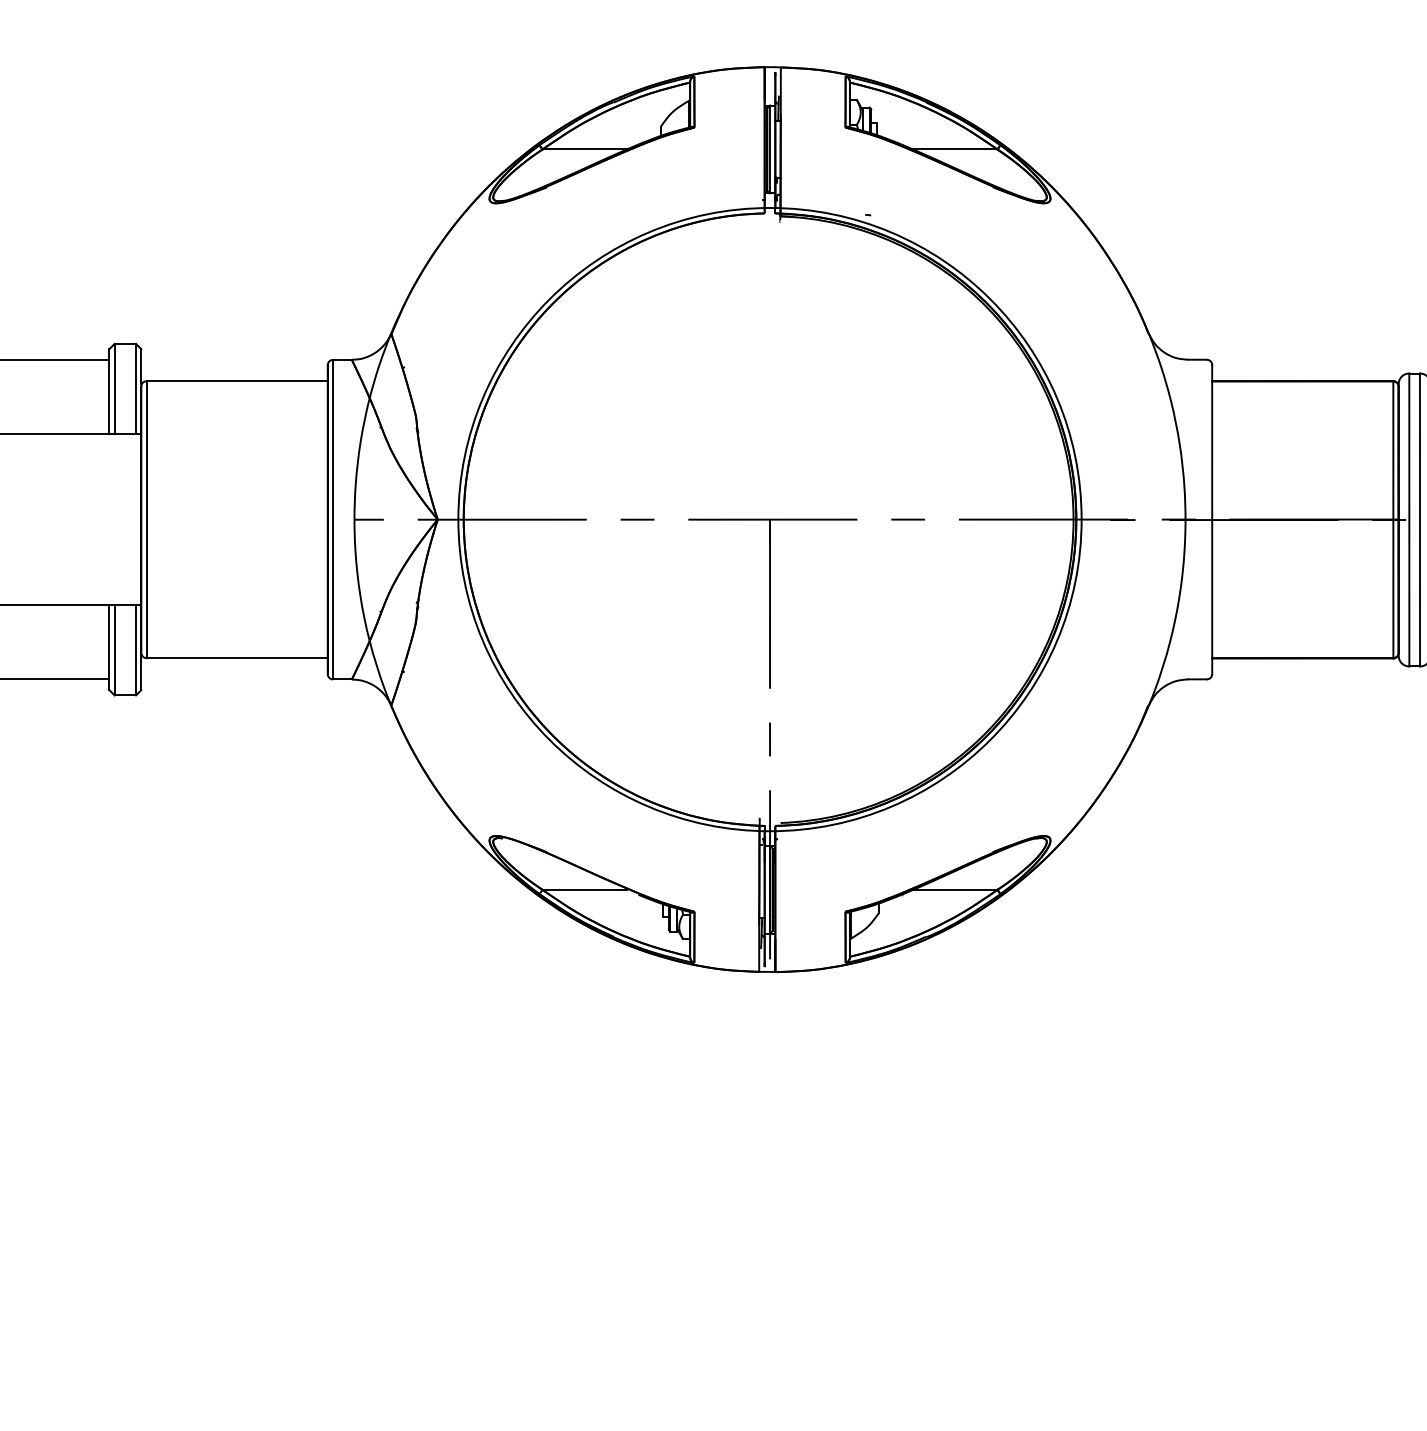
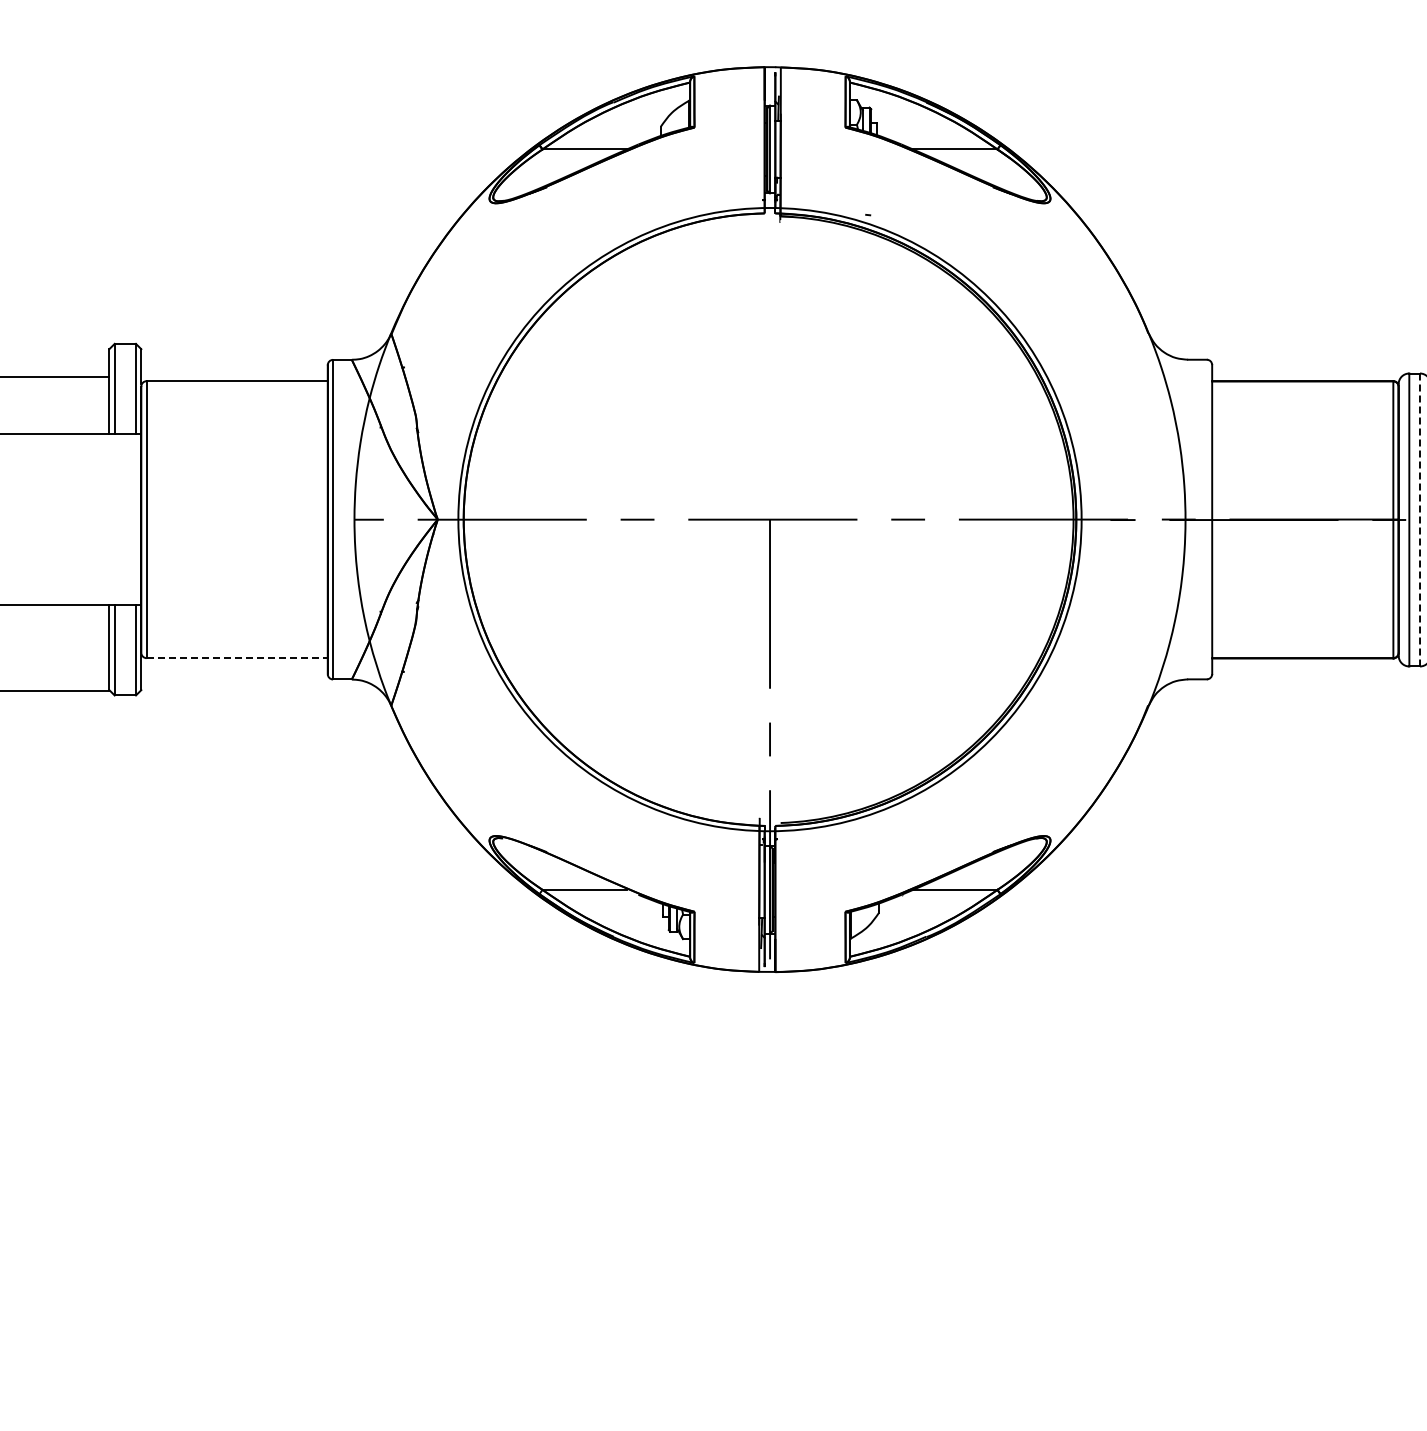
line position: (55, 359) -> (55, 376) (55, 376)
line: solid -> dashed (1419, 520)
line: solid -> dashed (237, 658)
line position: (55, 679) -> (55, 691) (55, 691)
